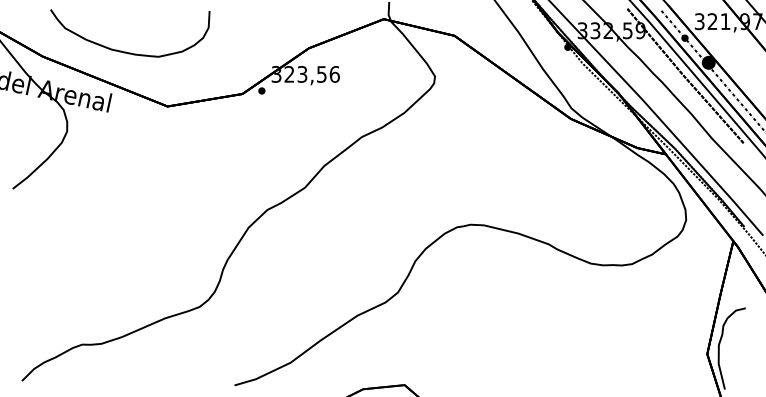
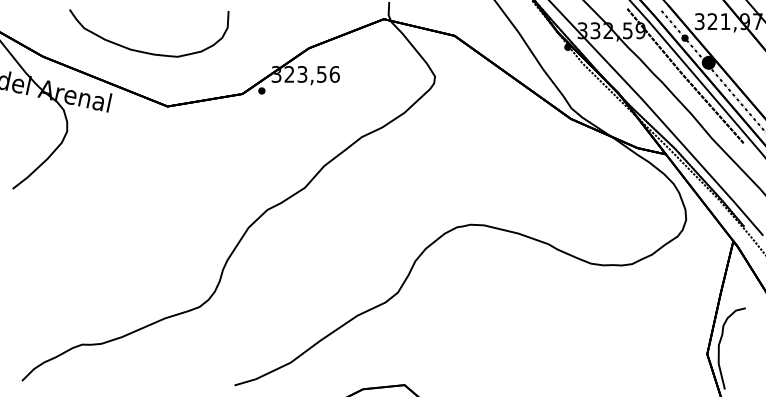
curve position: (126, 51) -> (145, 51) (145, 51)
